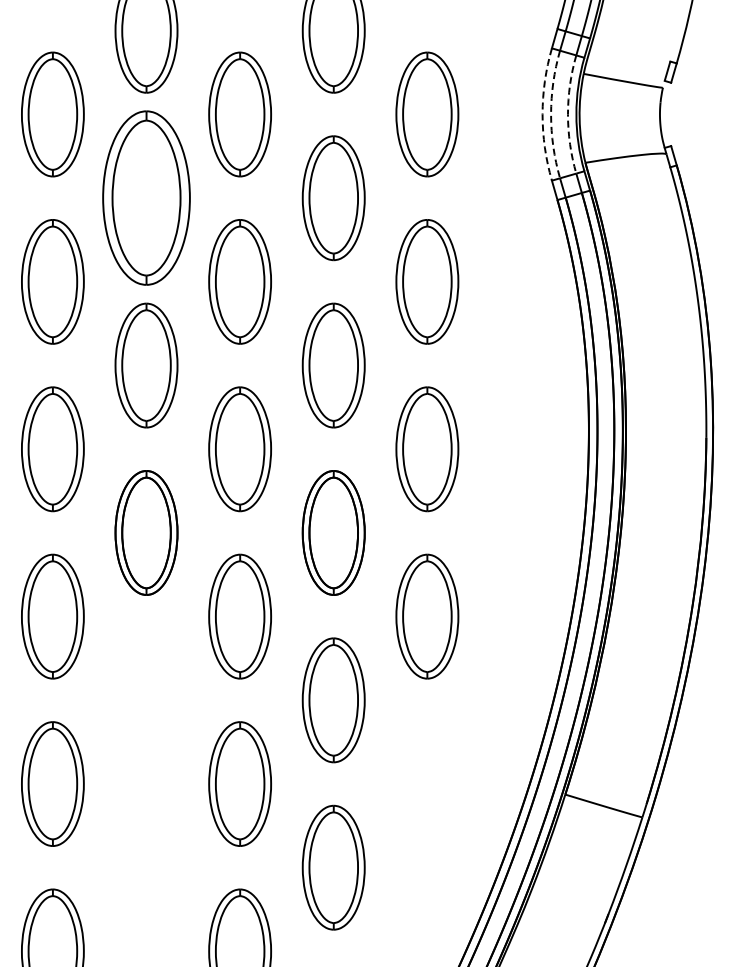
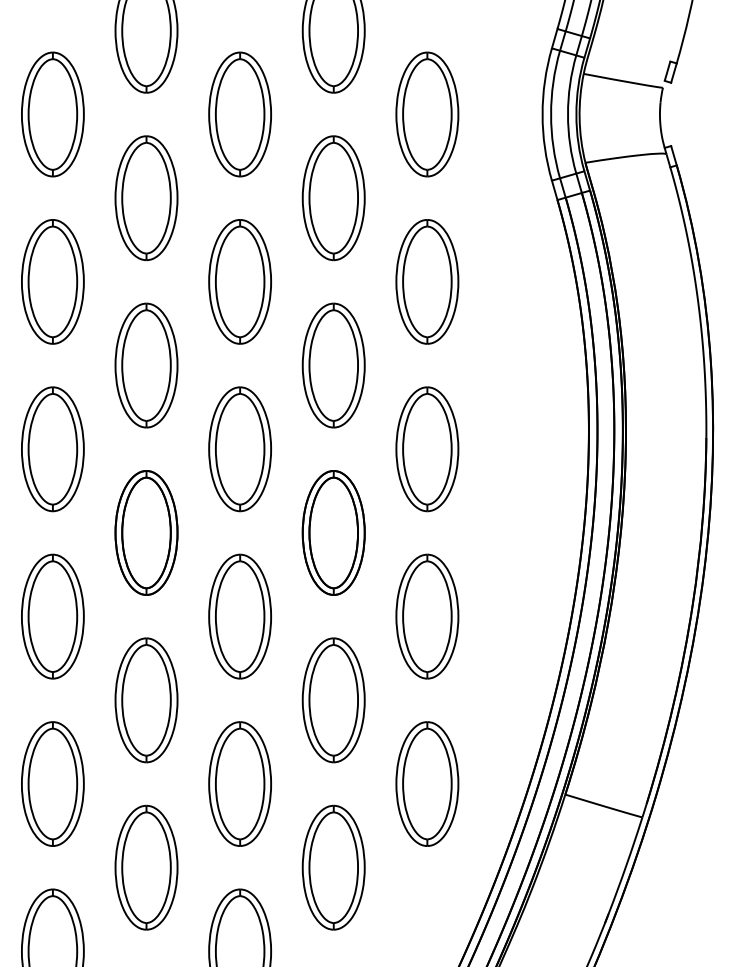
arc: dashed -> solid (542, 114)
arc: dashed -> solid (551, 114)
arc: dashed -> solid (567, 114)
part size: 89x176 px -> 65x127 px (146, 198)
part: none -> present (146, 700)
part: none -> present (427, 783)
part: none -> present (146, 867)
